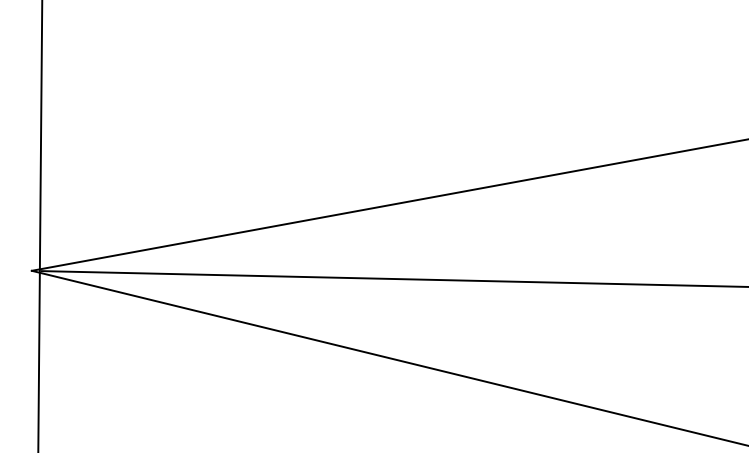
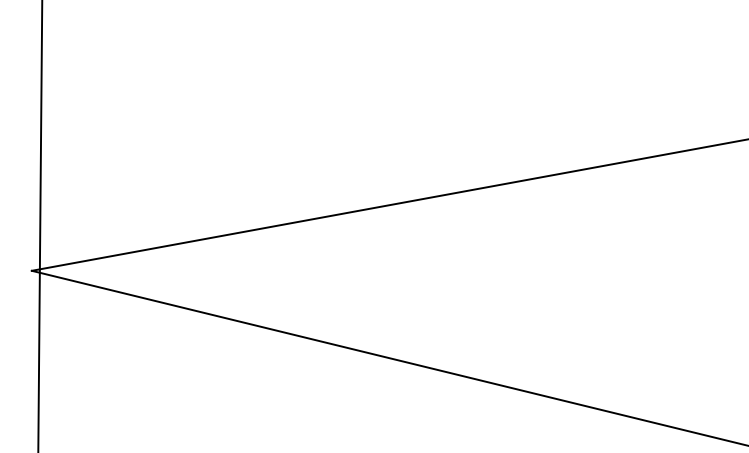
line: present -> none (393, 278)
